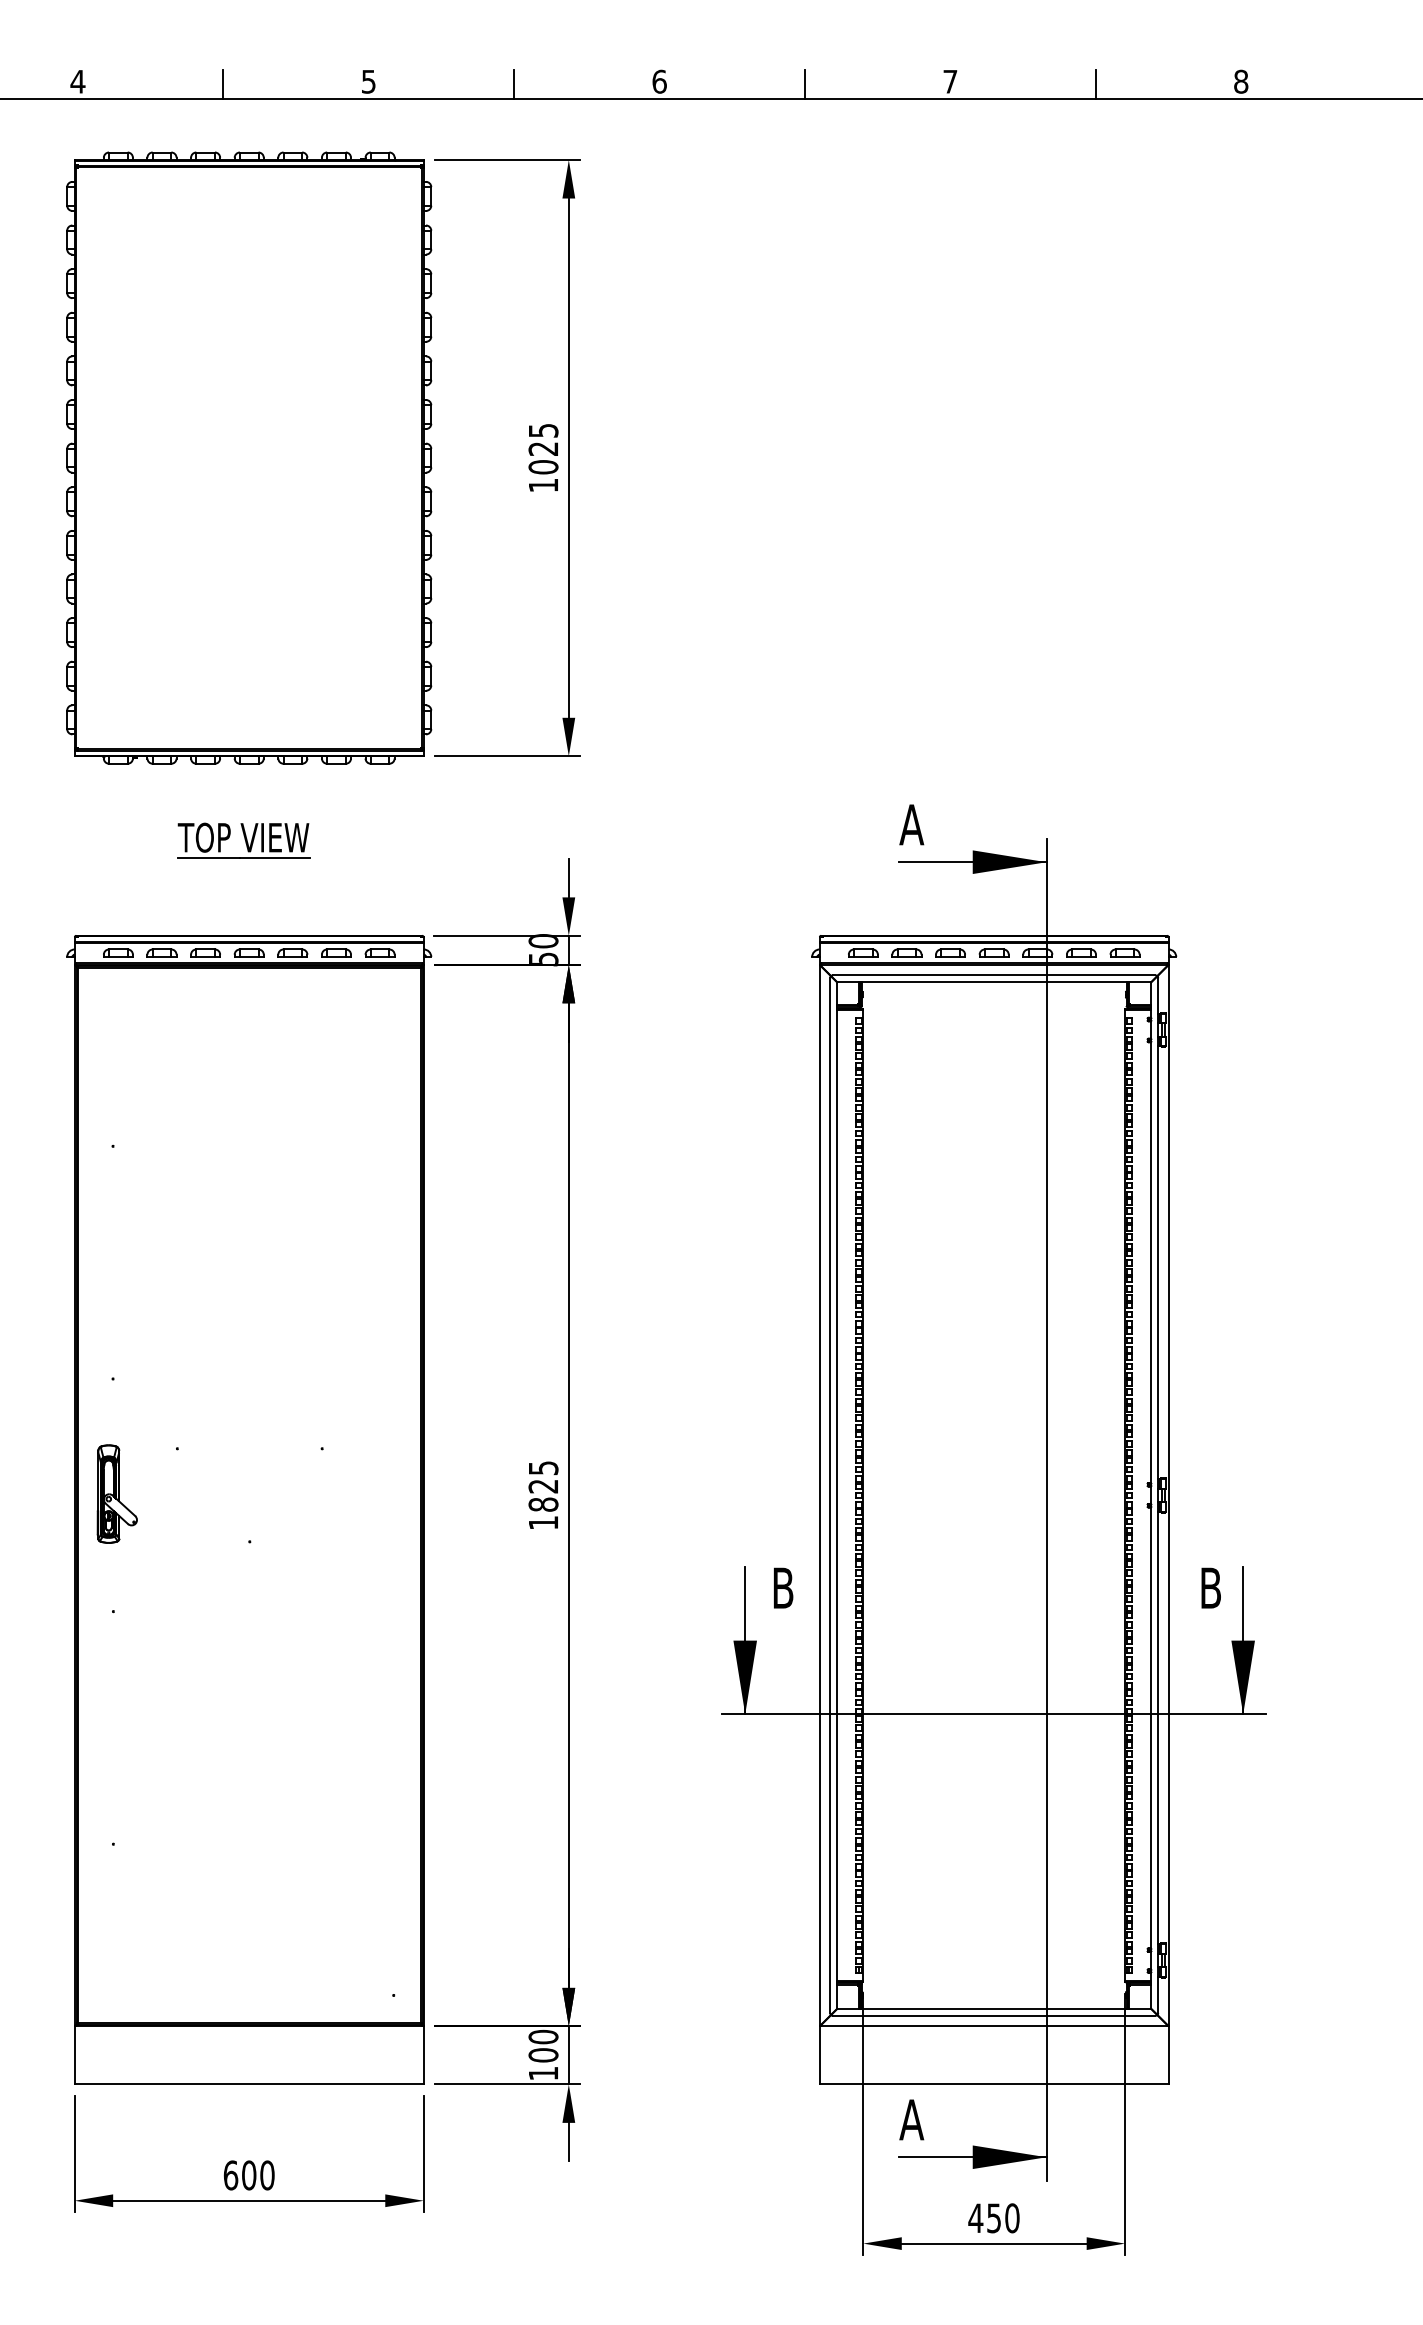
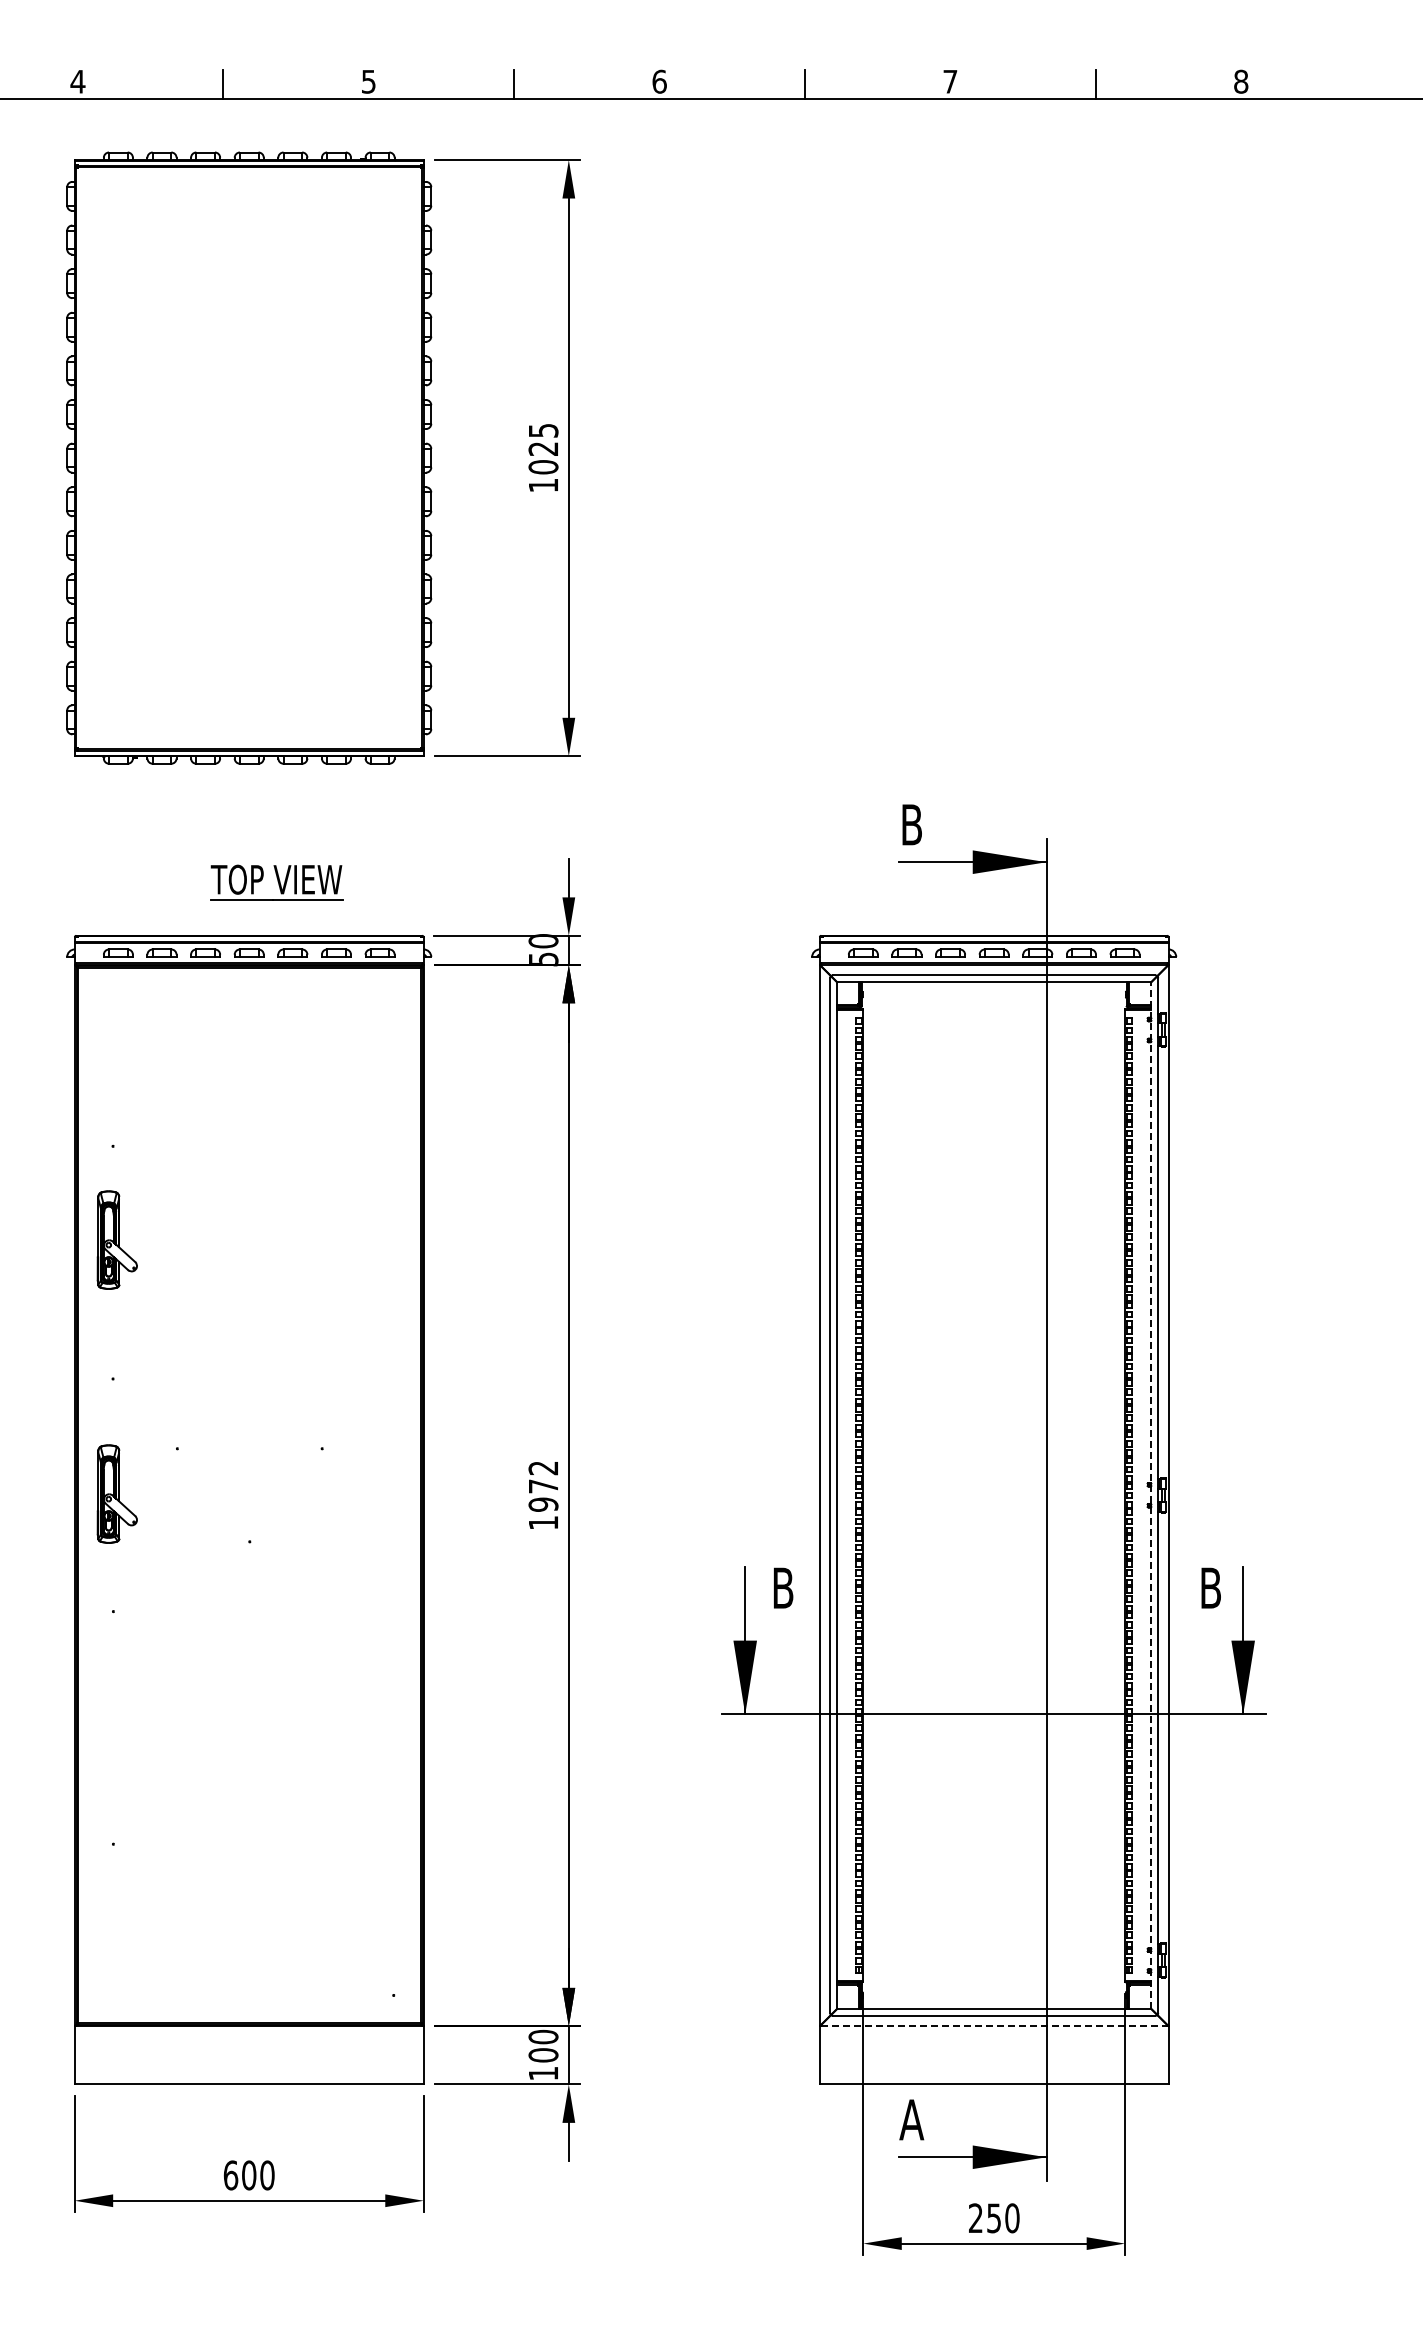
text: A -> B (911, 824)
part position: (243, 840) -> (276, 882) (276, 882)
part: none -> present (116, 1239)
text: 1825 -> 1972 (543, 1486)
line: solid -> dashed (1151, 1495)
line: solid -> dashed (993, 2026)
text: 450 -> 250 (975, 2217)
